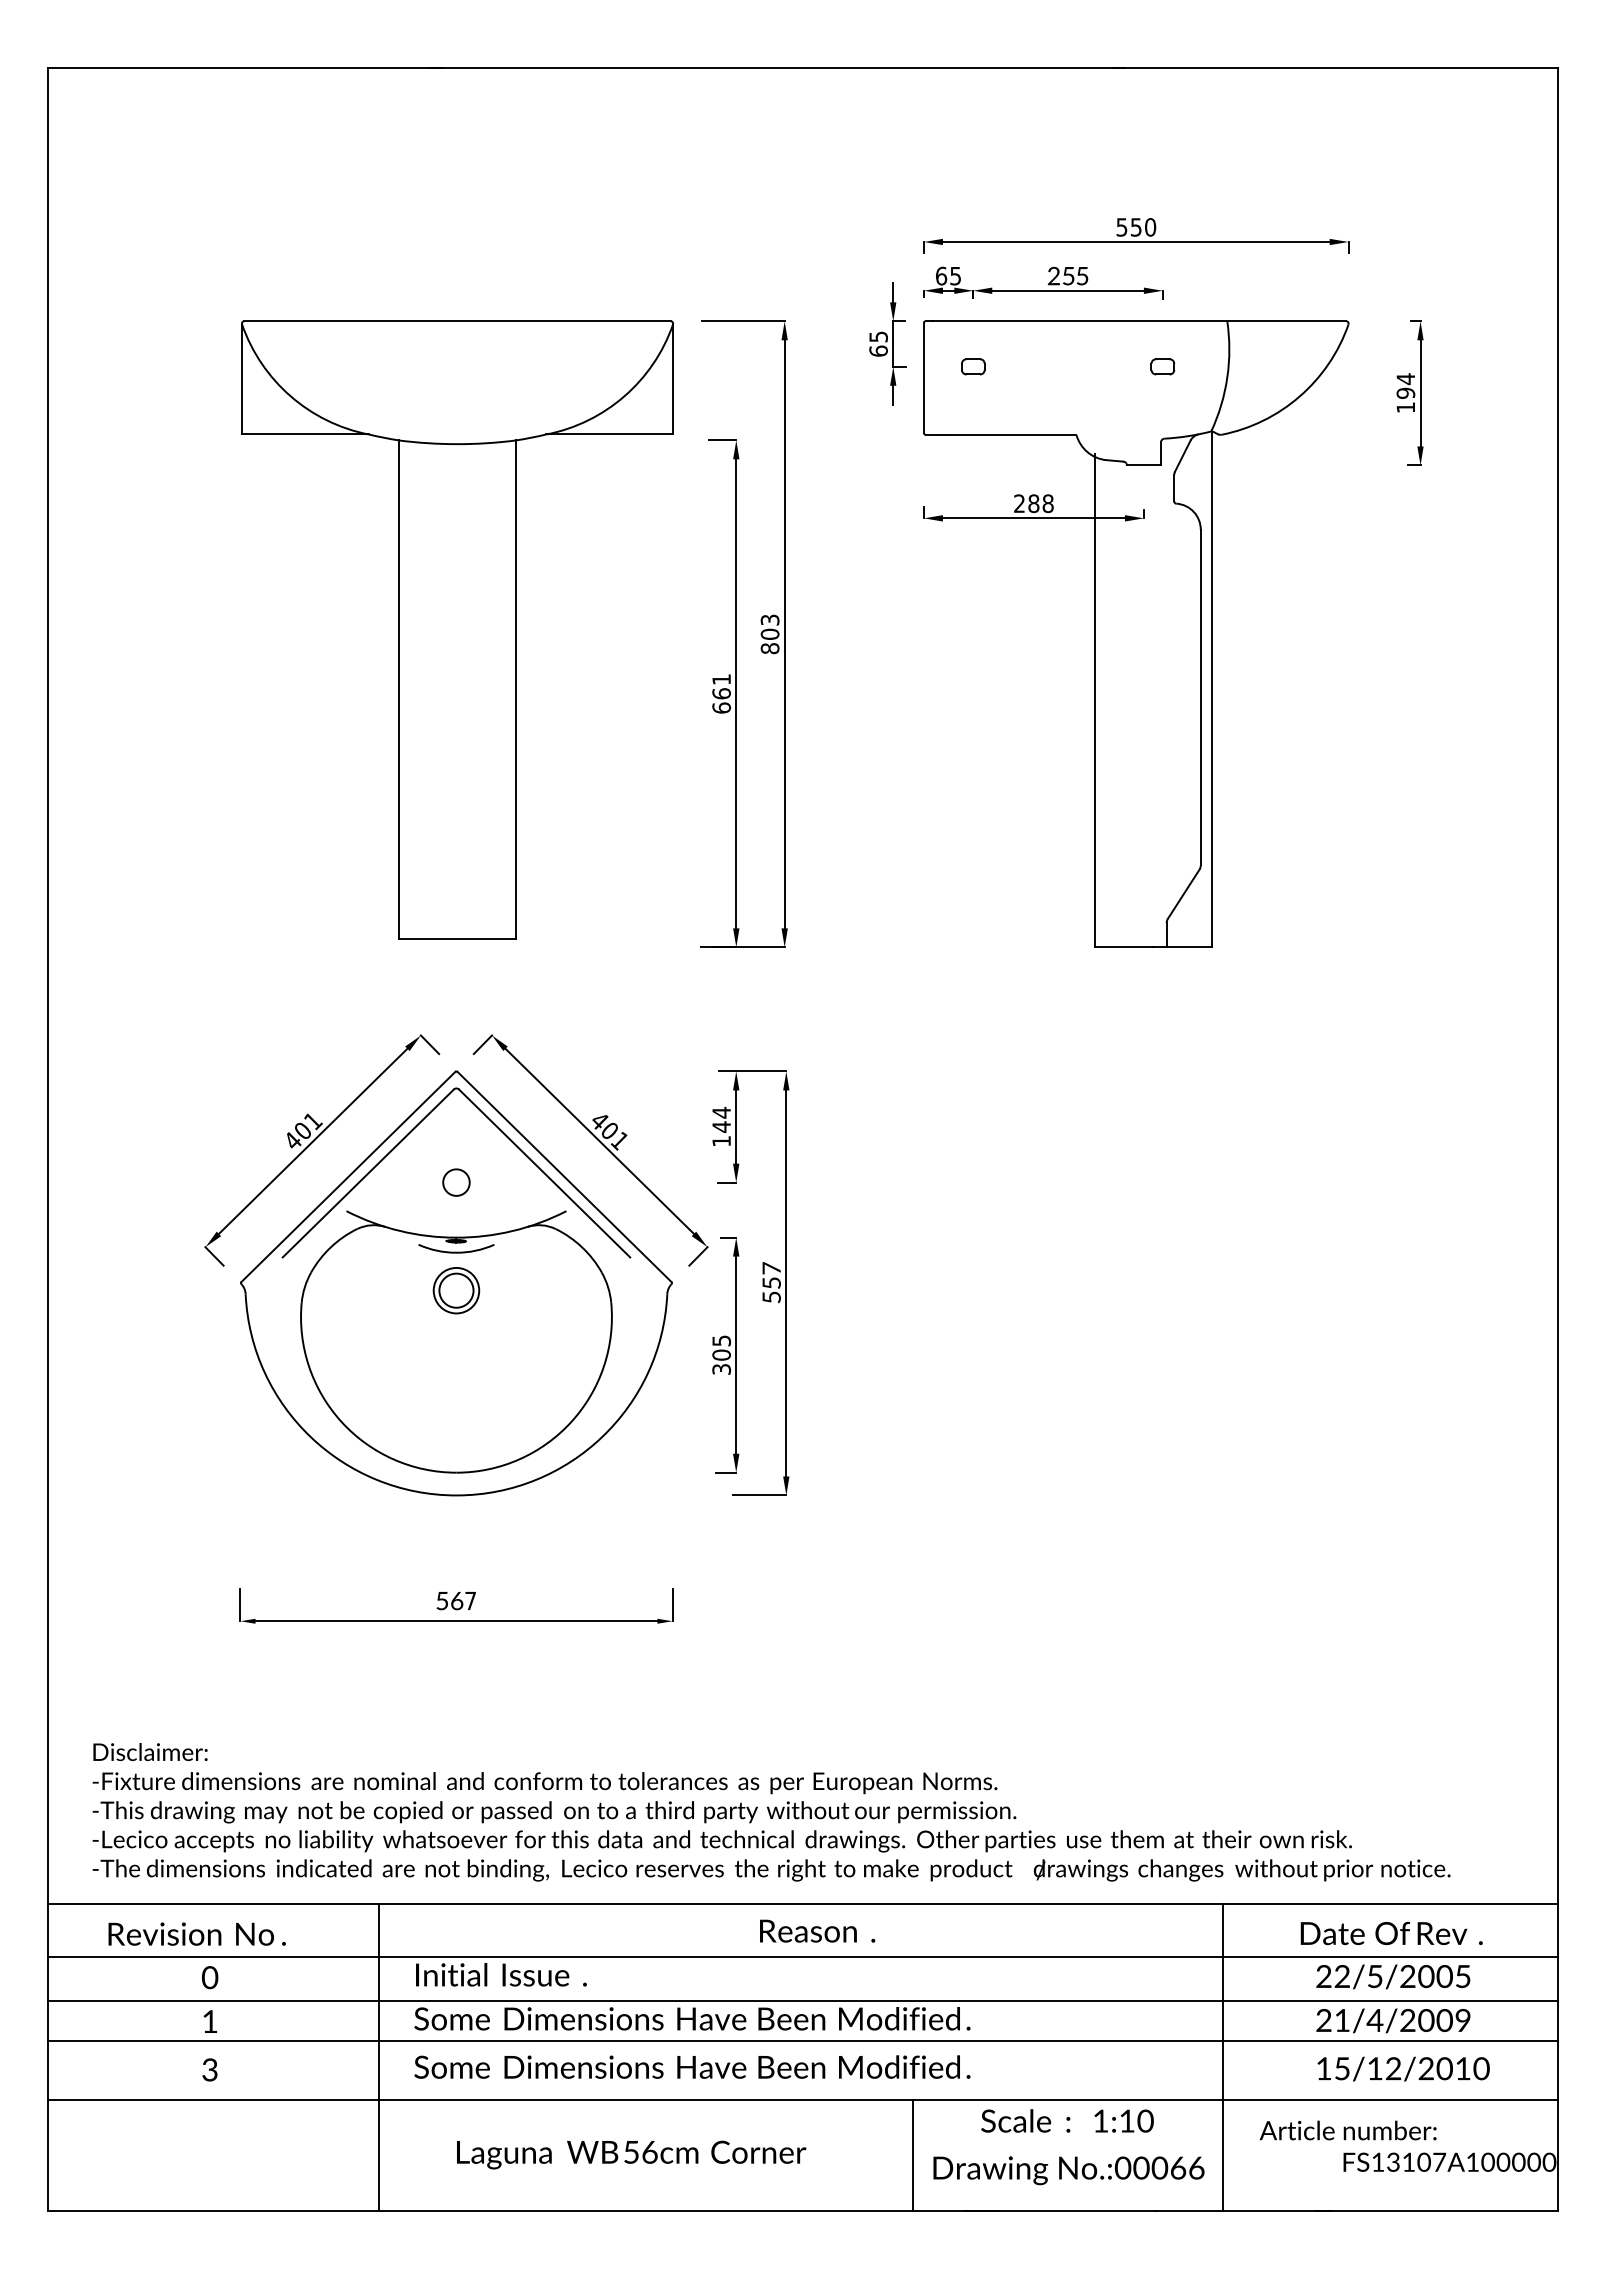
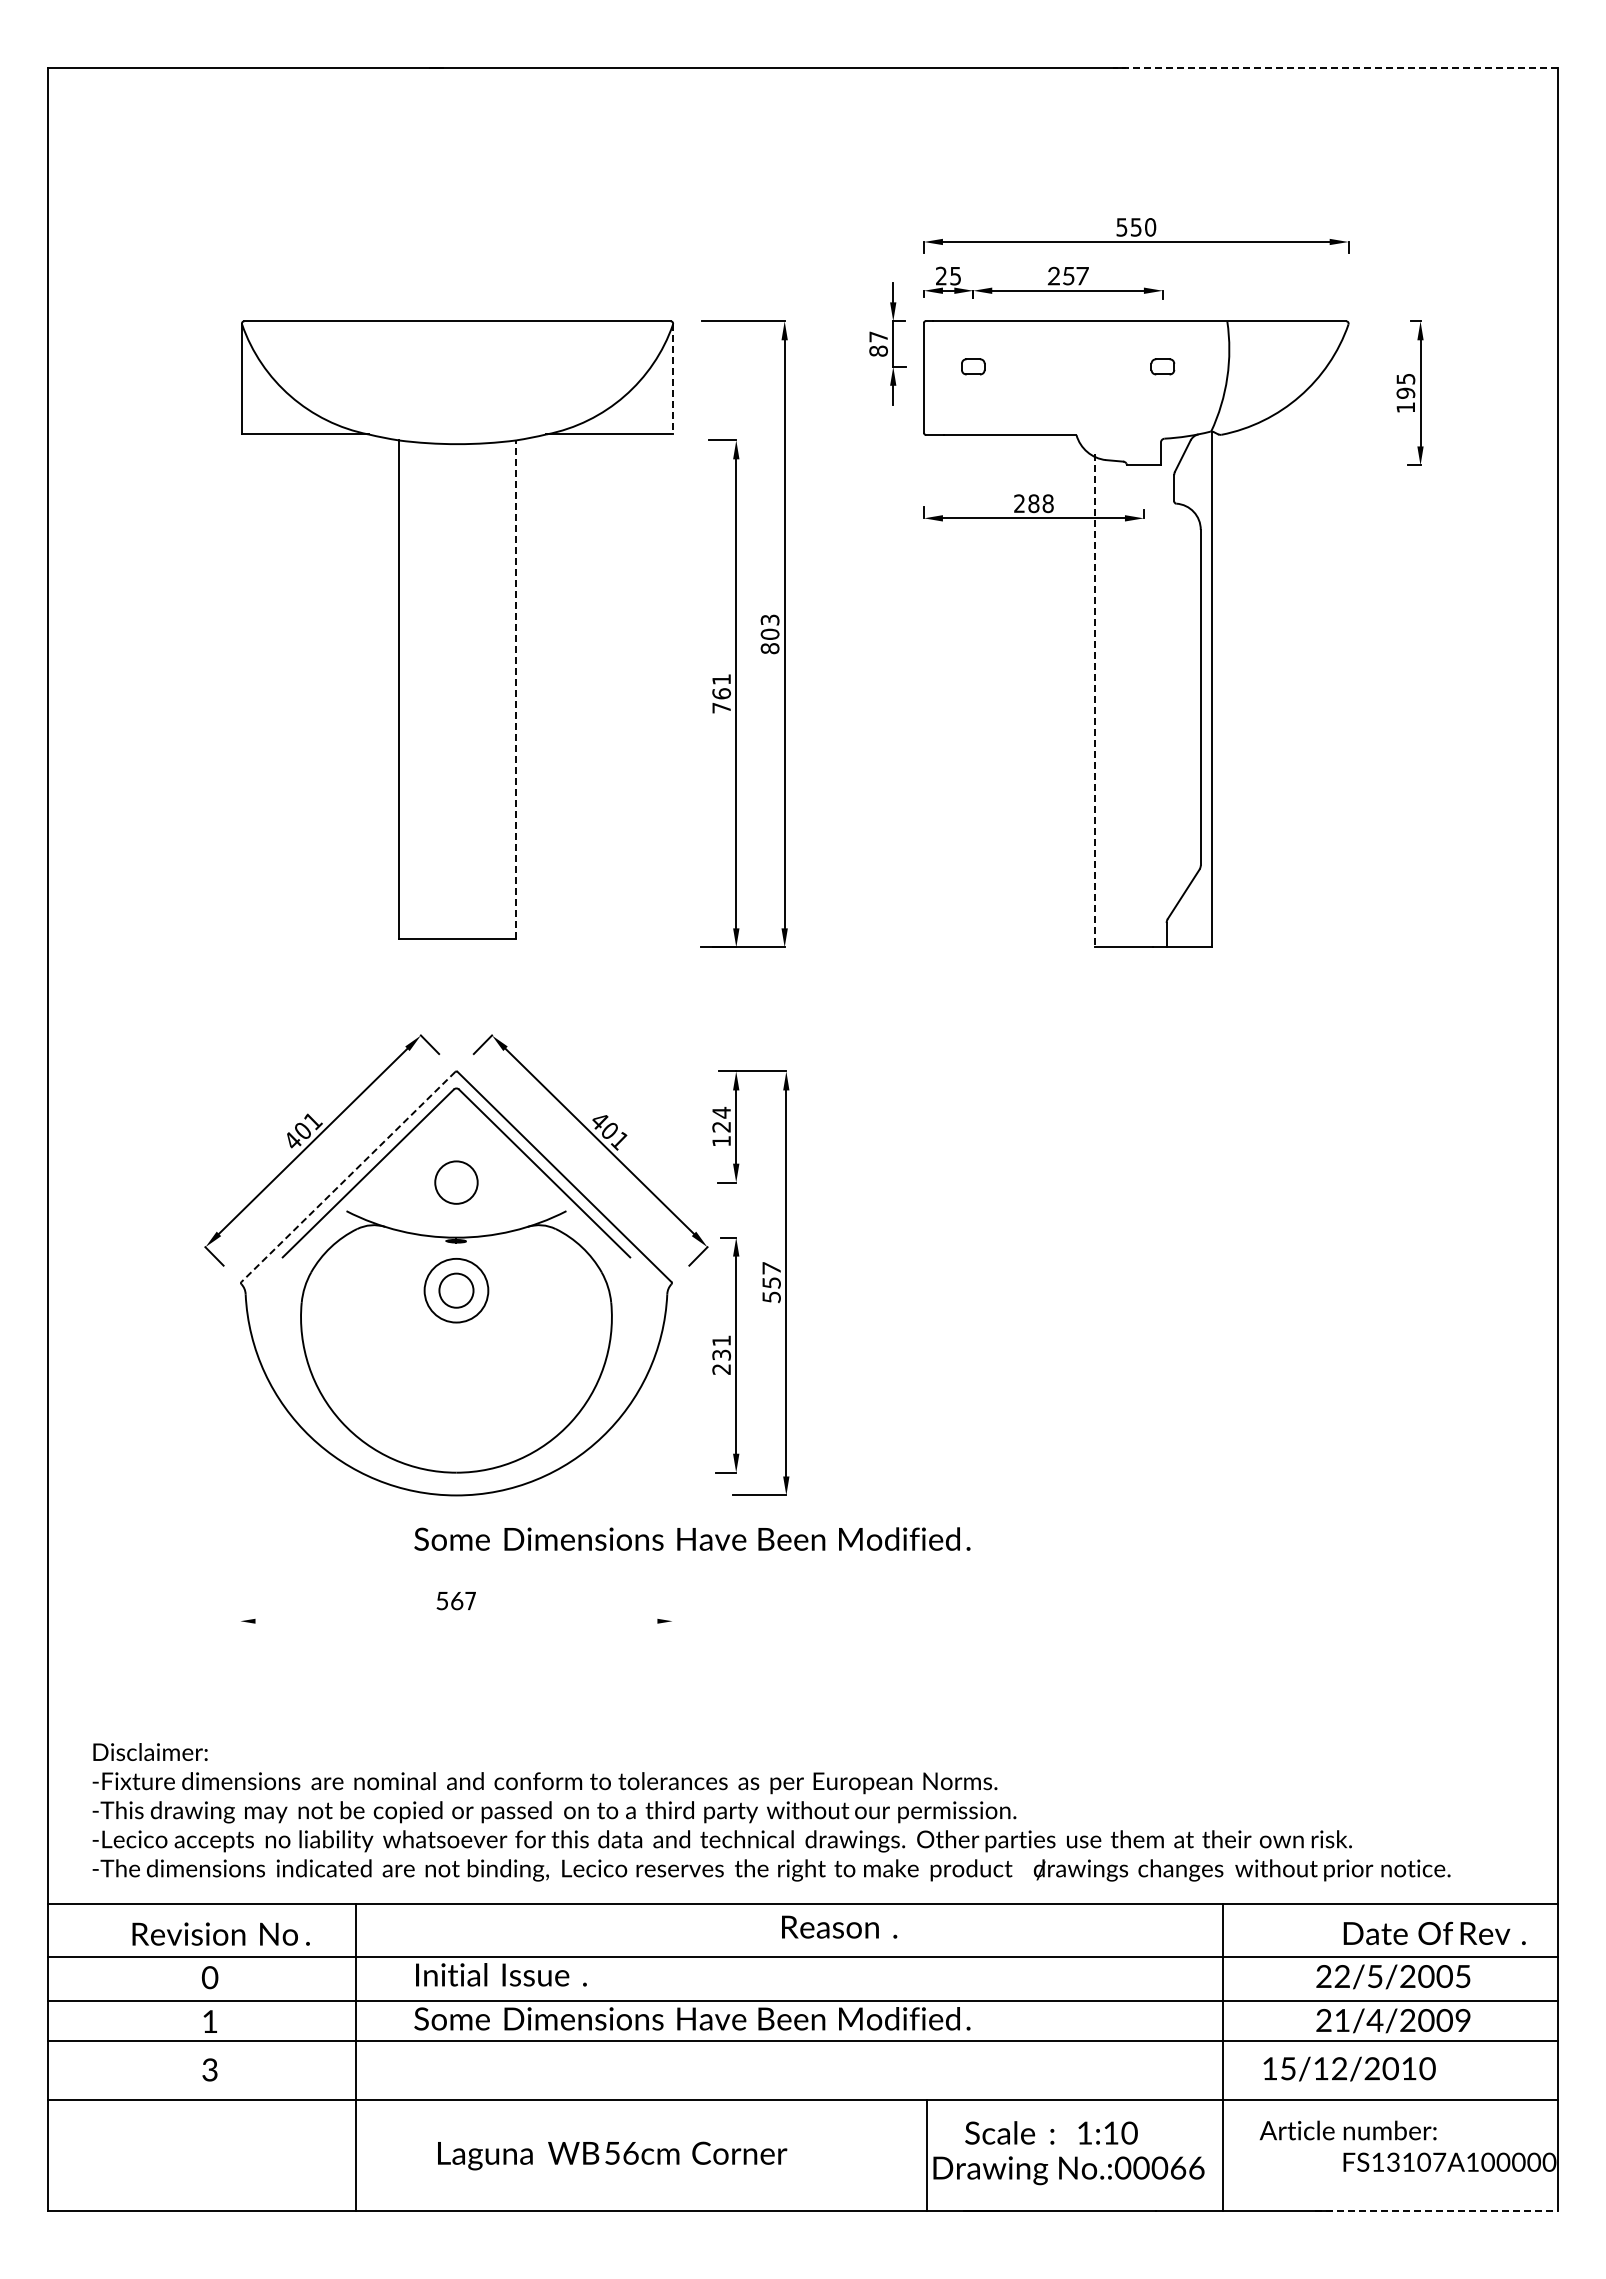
line: solid -> dashed (1335, 68)
text: 65 -> 25 (941, 275)
text: 5 -> 7 (1082, 276)
text: 65 -> 87 (878, 343)
line: solid -> dashed (673, 379)
text: 194 -> 195 (1405, 379)
line: solid -> dashed (516, 689)
line: solid -> dashed (1094, 700)
text: 661 -> 761 (721, 707)
text: 144 -> 124 (721, 1127)
line: solid -> dashed (348, 1176)
circle diameter: 27 px -> 42 px (456, 1182)
arc: present -> none (456, 1251)
circle diameter: 45 px -> 64 px (456, 1290)
text: 305 -> 231 (721, 1354)
line: present -> none (240, 1605)
line: present -> none (672, 1605)
line: present -> none (456, 1621)
text position: (817, 1930) -> (839, 1926) (839, 1926)
text position: (196, 1933) -> (220, 1933) (220, 1933)
text position: (1391, 1933) -> (1434, 1933) (1434, 1933)
line position: (379, 2057) -> (356, 2057) (356, 2057)
text position: (692, 2066) -> (692, 1538) (692, 1538)
text position: (1403, 2068) -> (1349, 2068) (1349, 2068)
text position: (1067, 2120) -> (1051, 2132) (1051, 2132)
text position: (631, 2154) -> (612, 2155) (612, 2155)
line position: (912, 2155) -> (926, 2155) (926, 2155)
line: solid -> dashed (1436, 2210)
